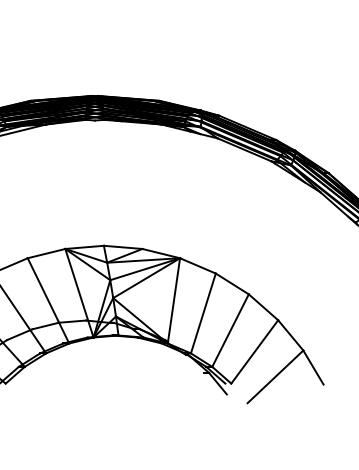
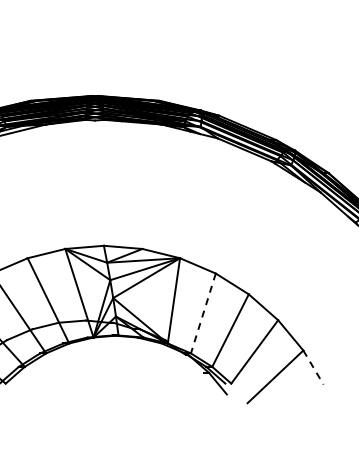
line: solid -> dashed (203, 313)
line: solid -> dashed (313, 367)
